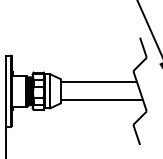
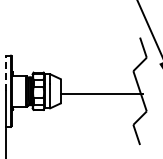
line: solid -> dashed (6, 73)
line: present -> none (98, 82)
line position: (101, 100) -> (101, 94) (101, 94)
